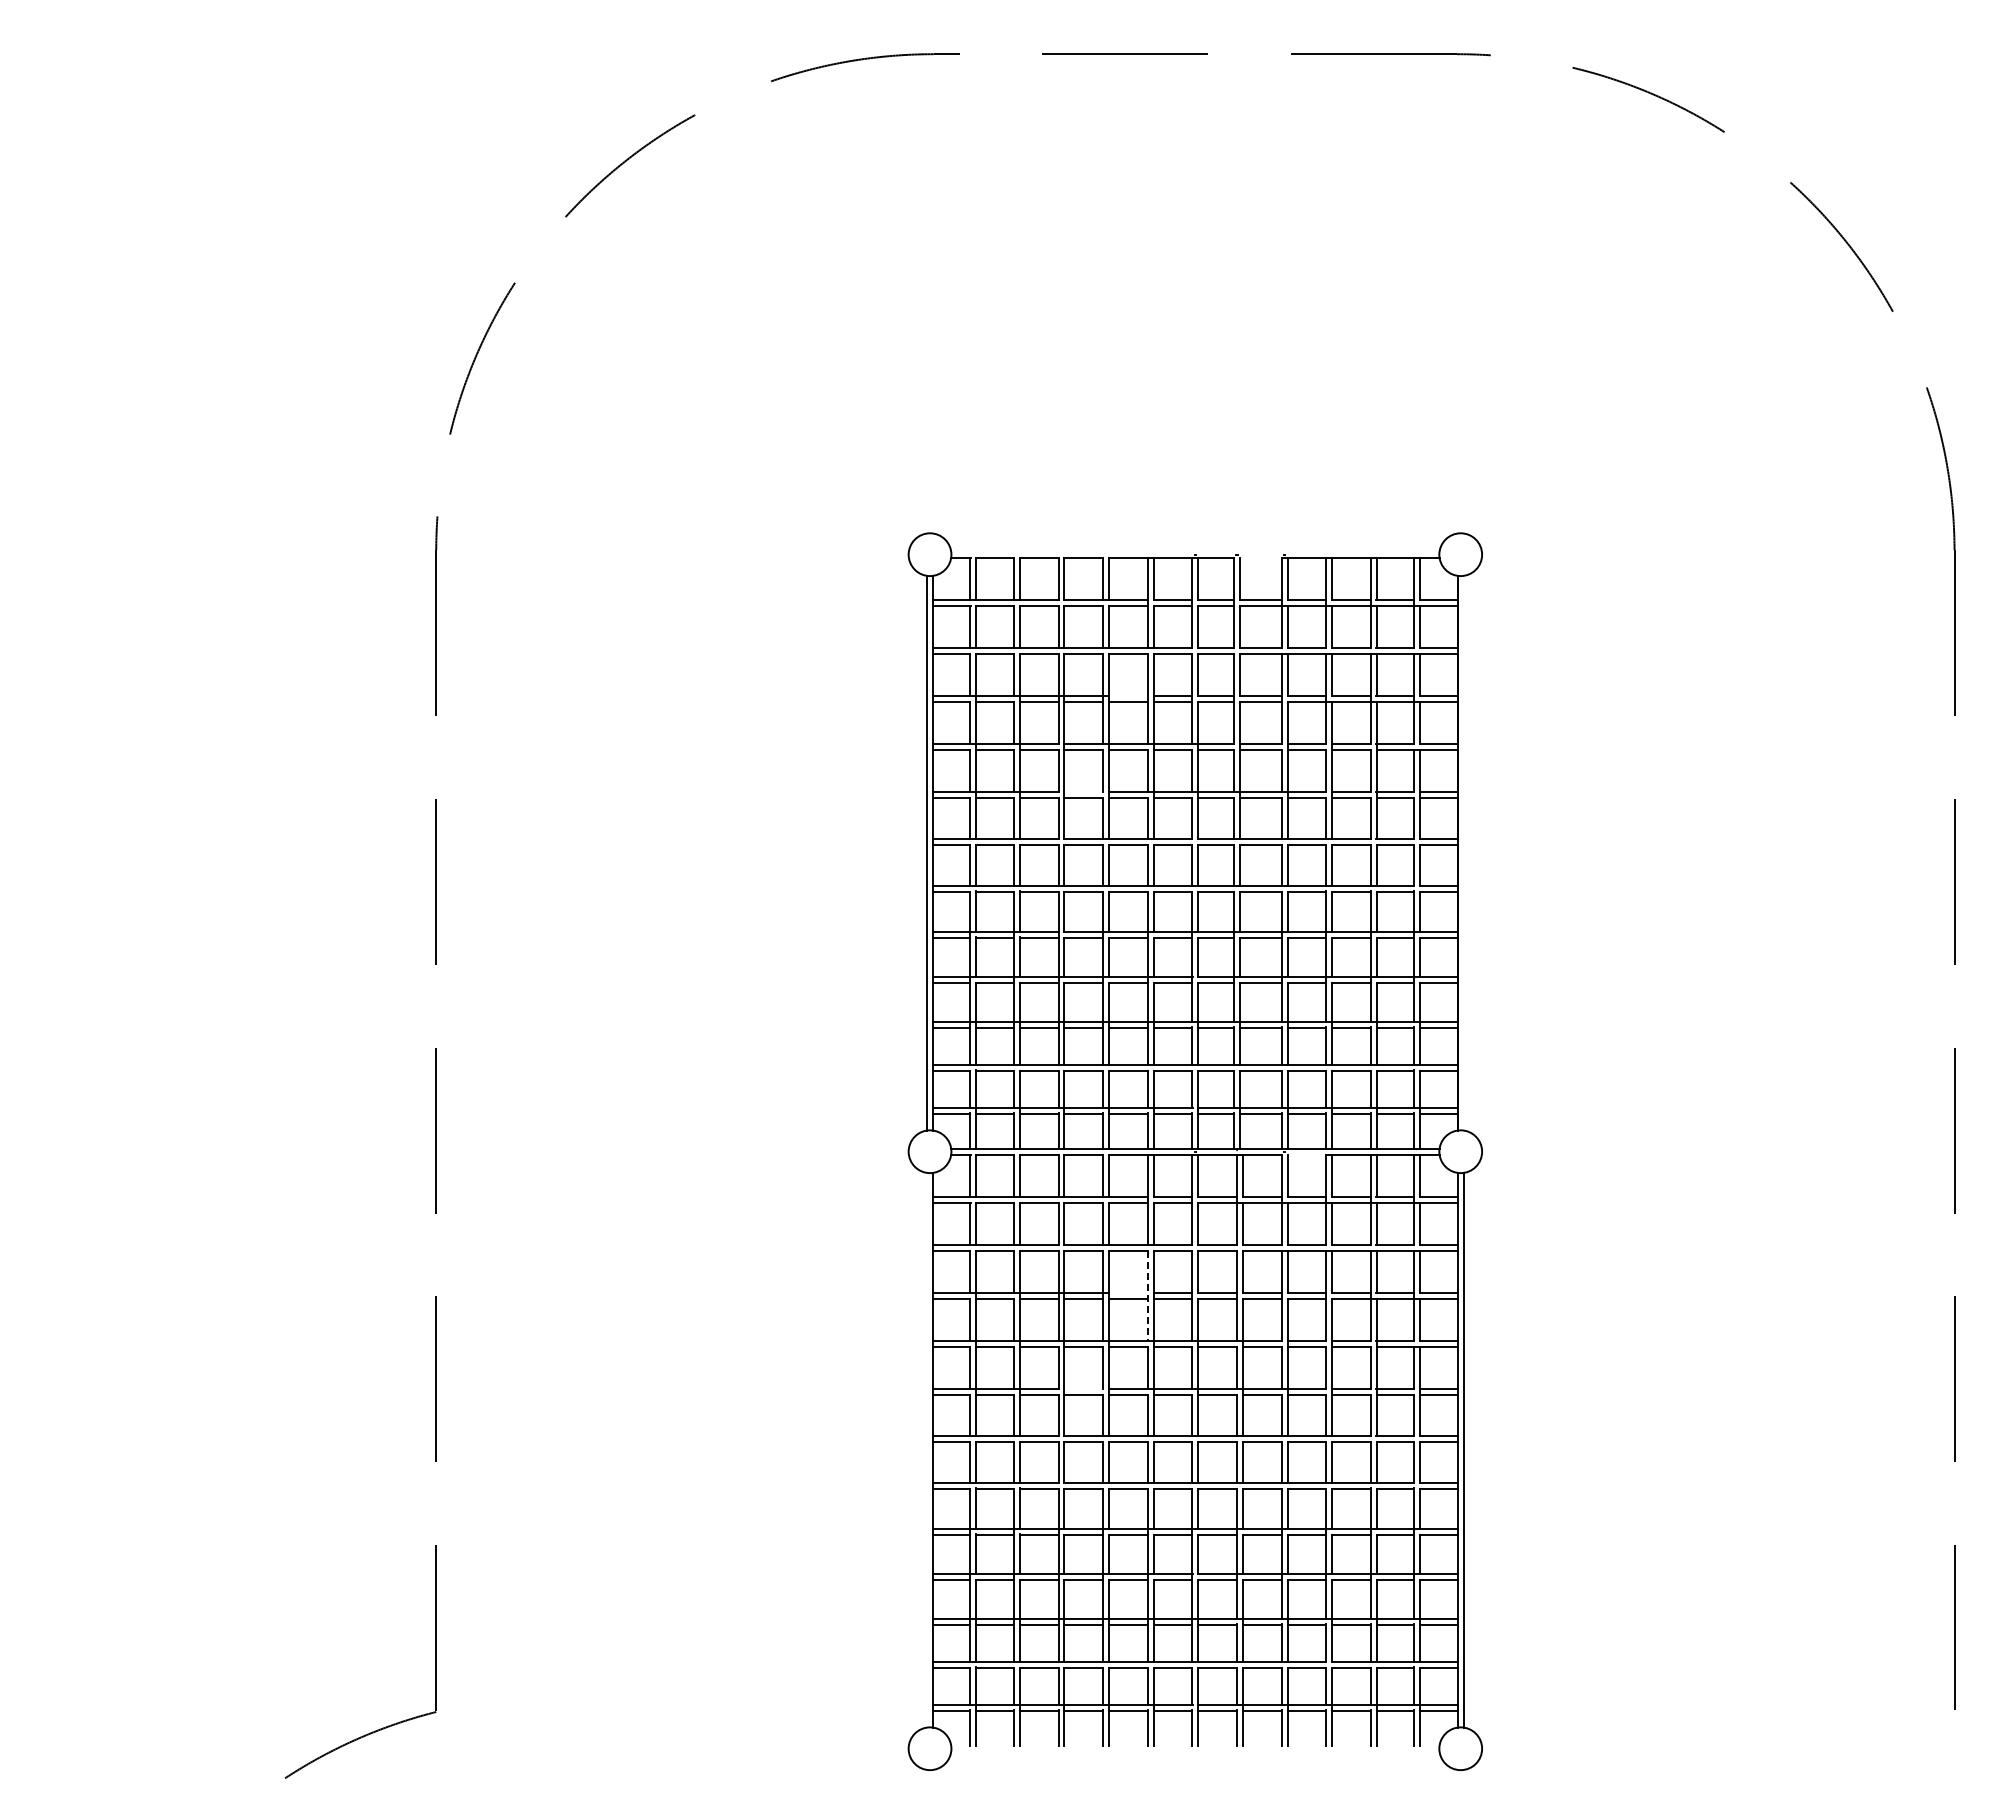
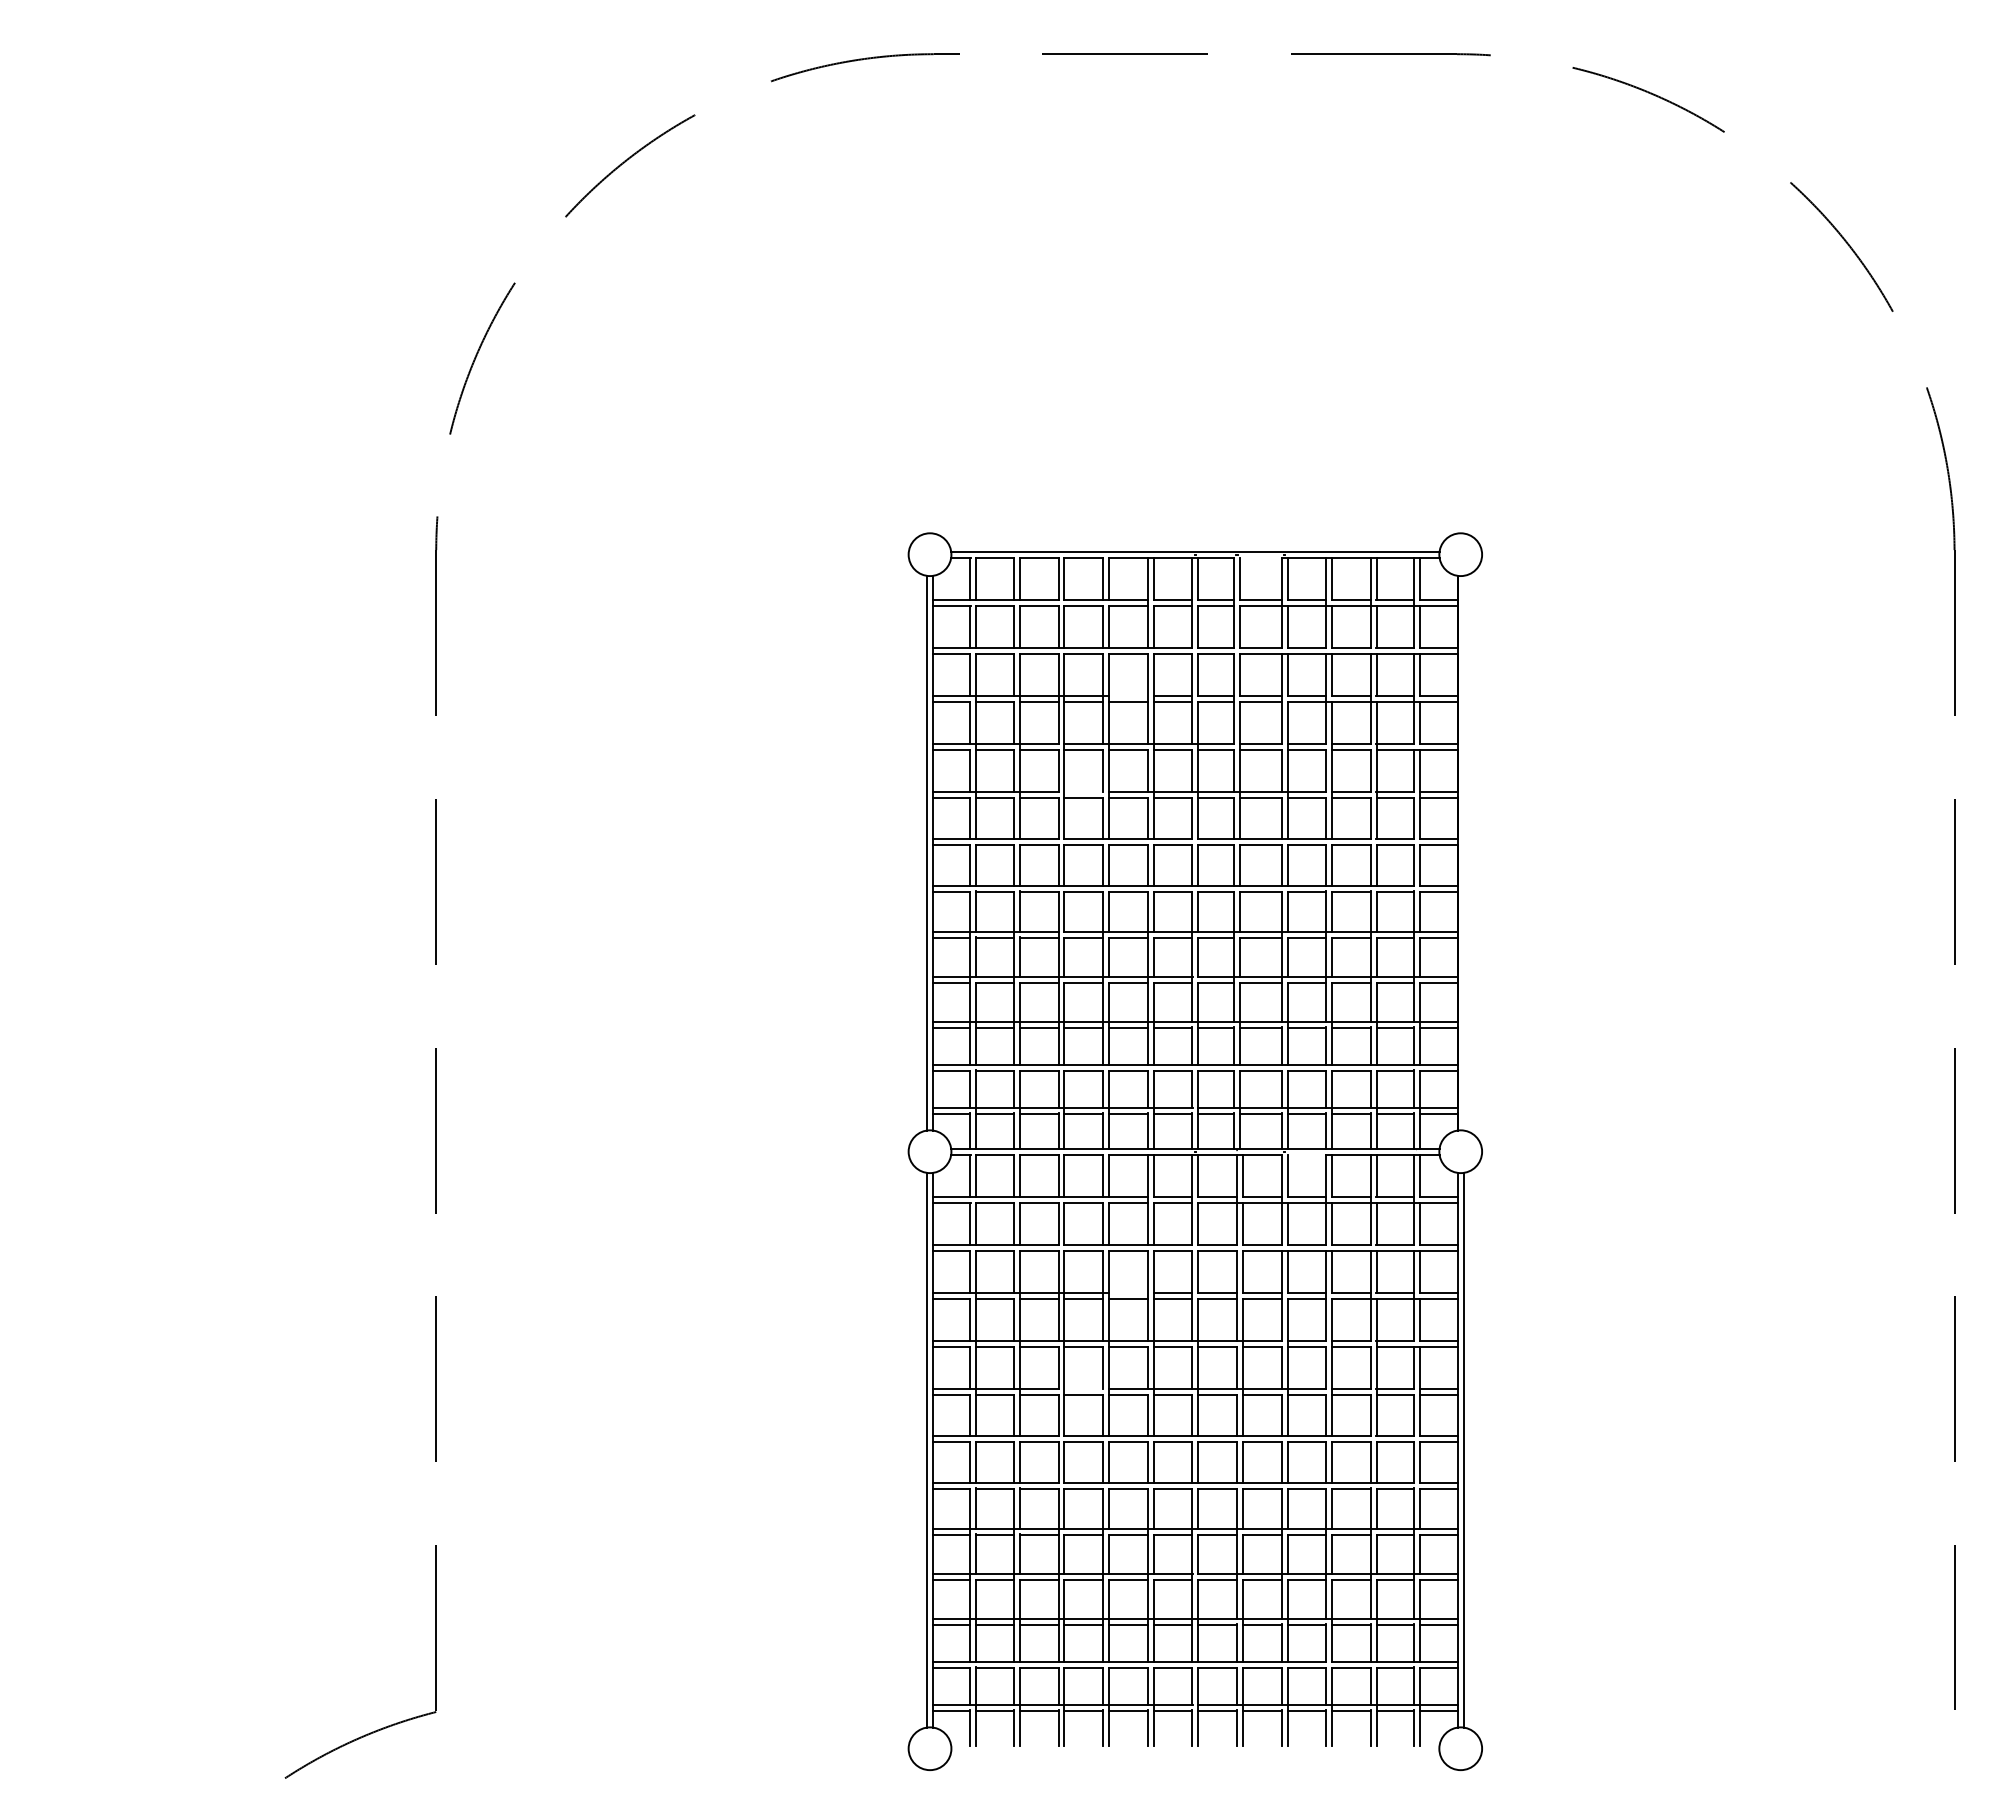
line: none -> present (1195, 551)
line: dashed -> solid (1147, 1296)
line: none -> present (927, 1449)
